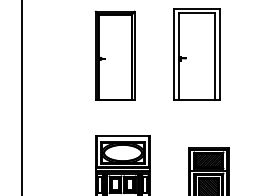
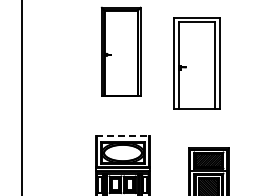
part position: (196, 54) -> (196, 63) (196, 63)
part position: (114, 55) -> (120, 51) (120, 51)
line: solid -> dashed (122, 136)
